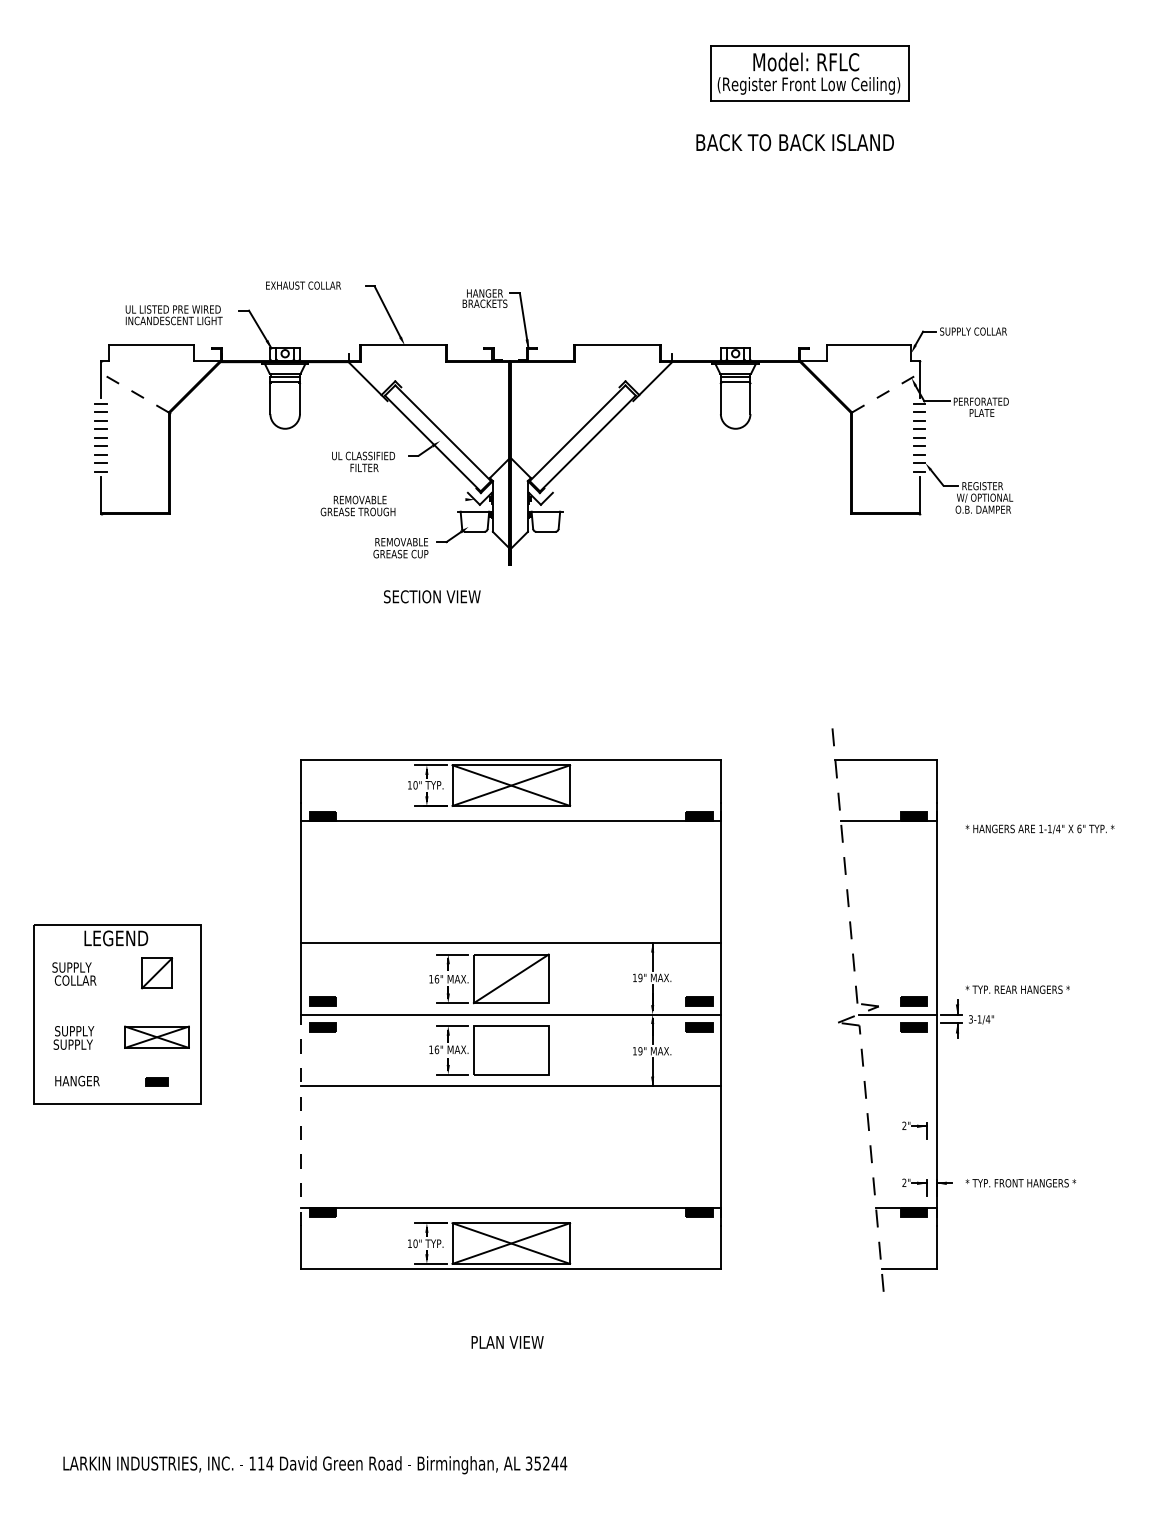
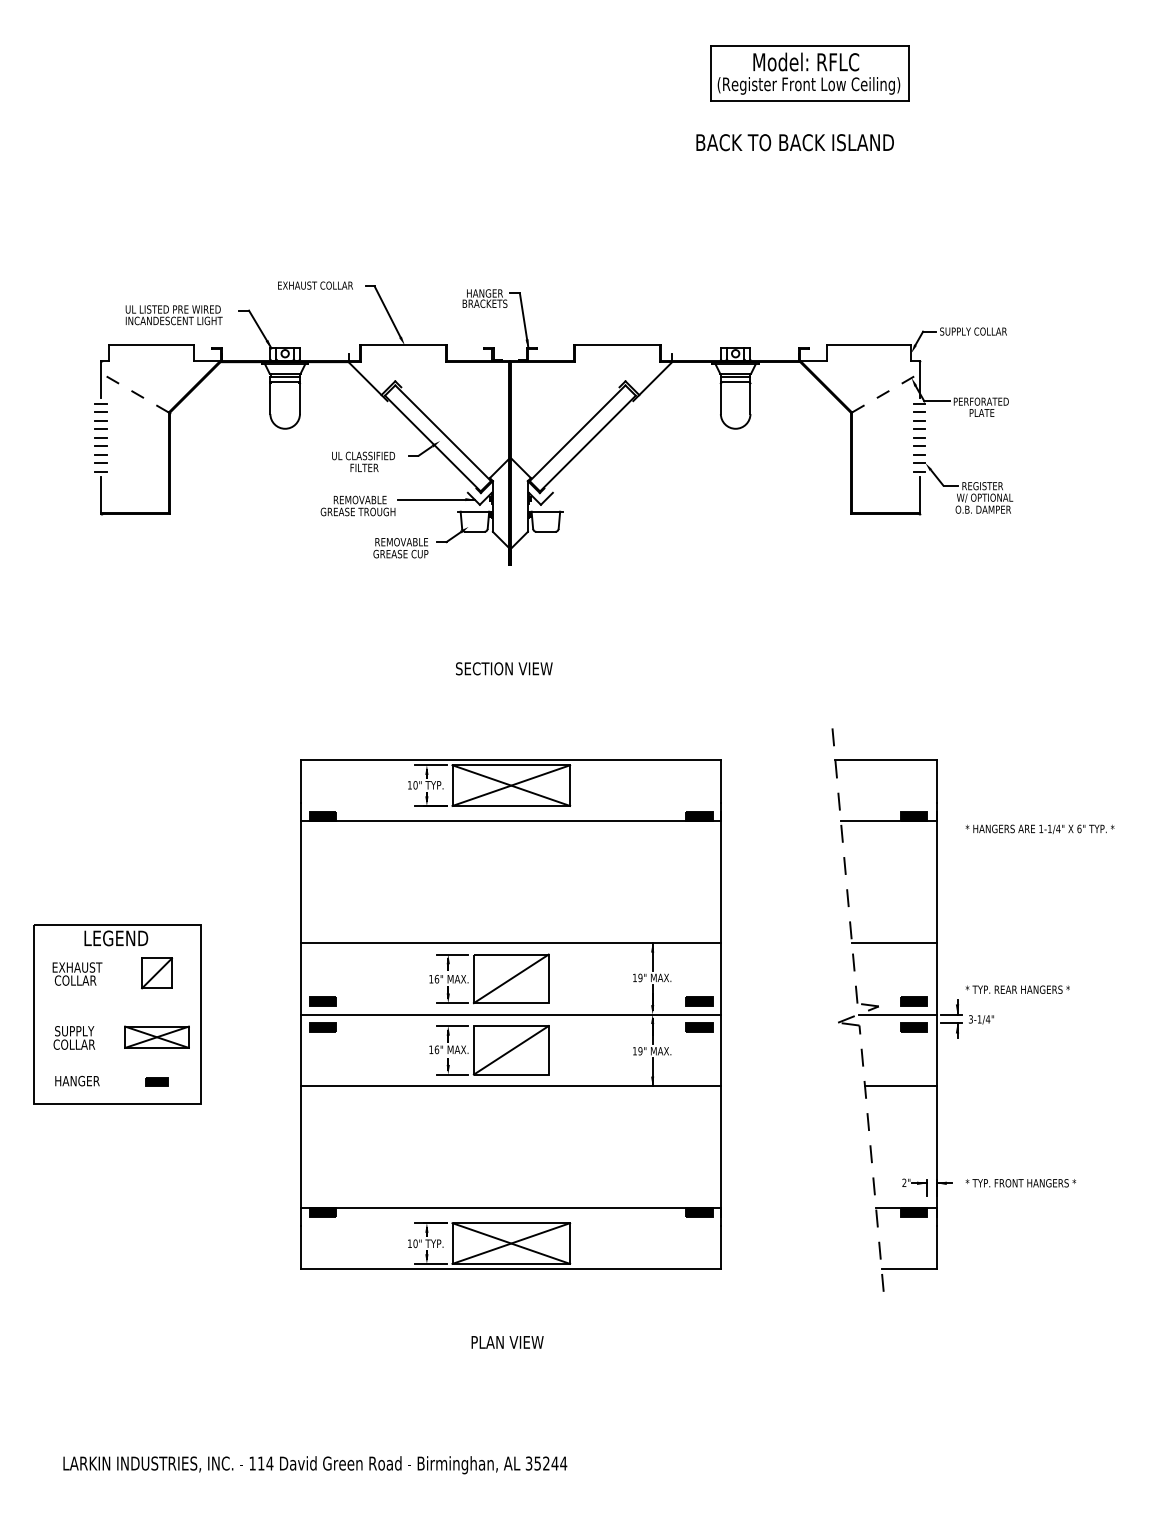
text position: (303, 285) -> (315, 285) (315, 285)
line: none -> present (435, 499)
text position: (432, 596) -> (504, 668) (504, 668)
line: none -> present (894, 943)
text: SUPPLY -> EXHAUST (77, 967)
text: SUPPLY -> COLLAR (74, 1044)
line: none -> present (510, 1050)
line: none -> present (900, 1086)
line: dashed -> solid (301, 1120)
part: present -> none (914, 1130)
